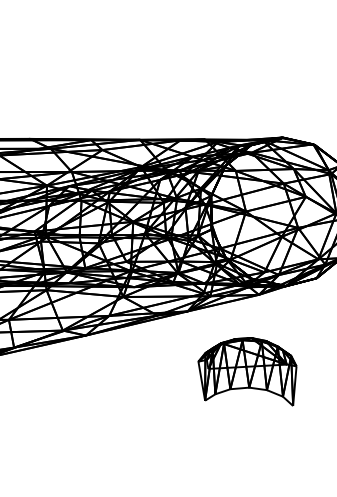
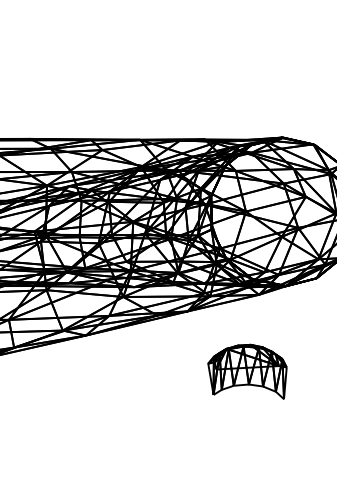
part size: 101x70 px -> 81x57 px (247, 371)
